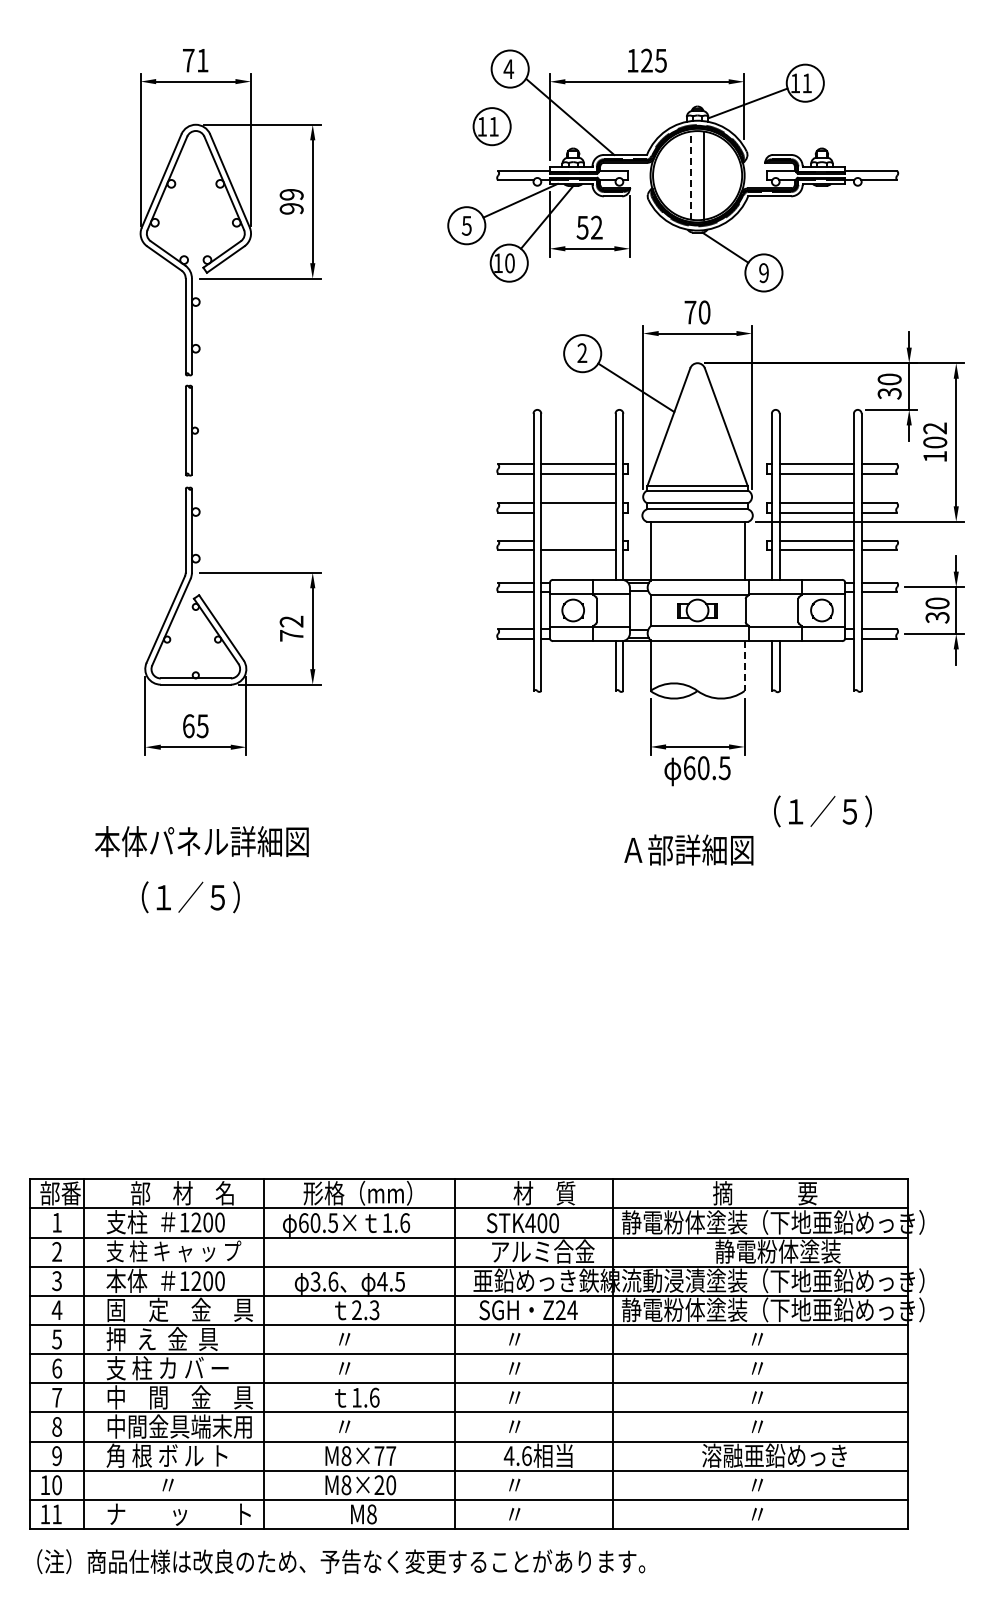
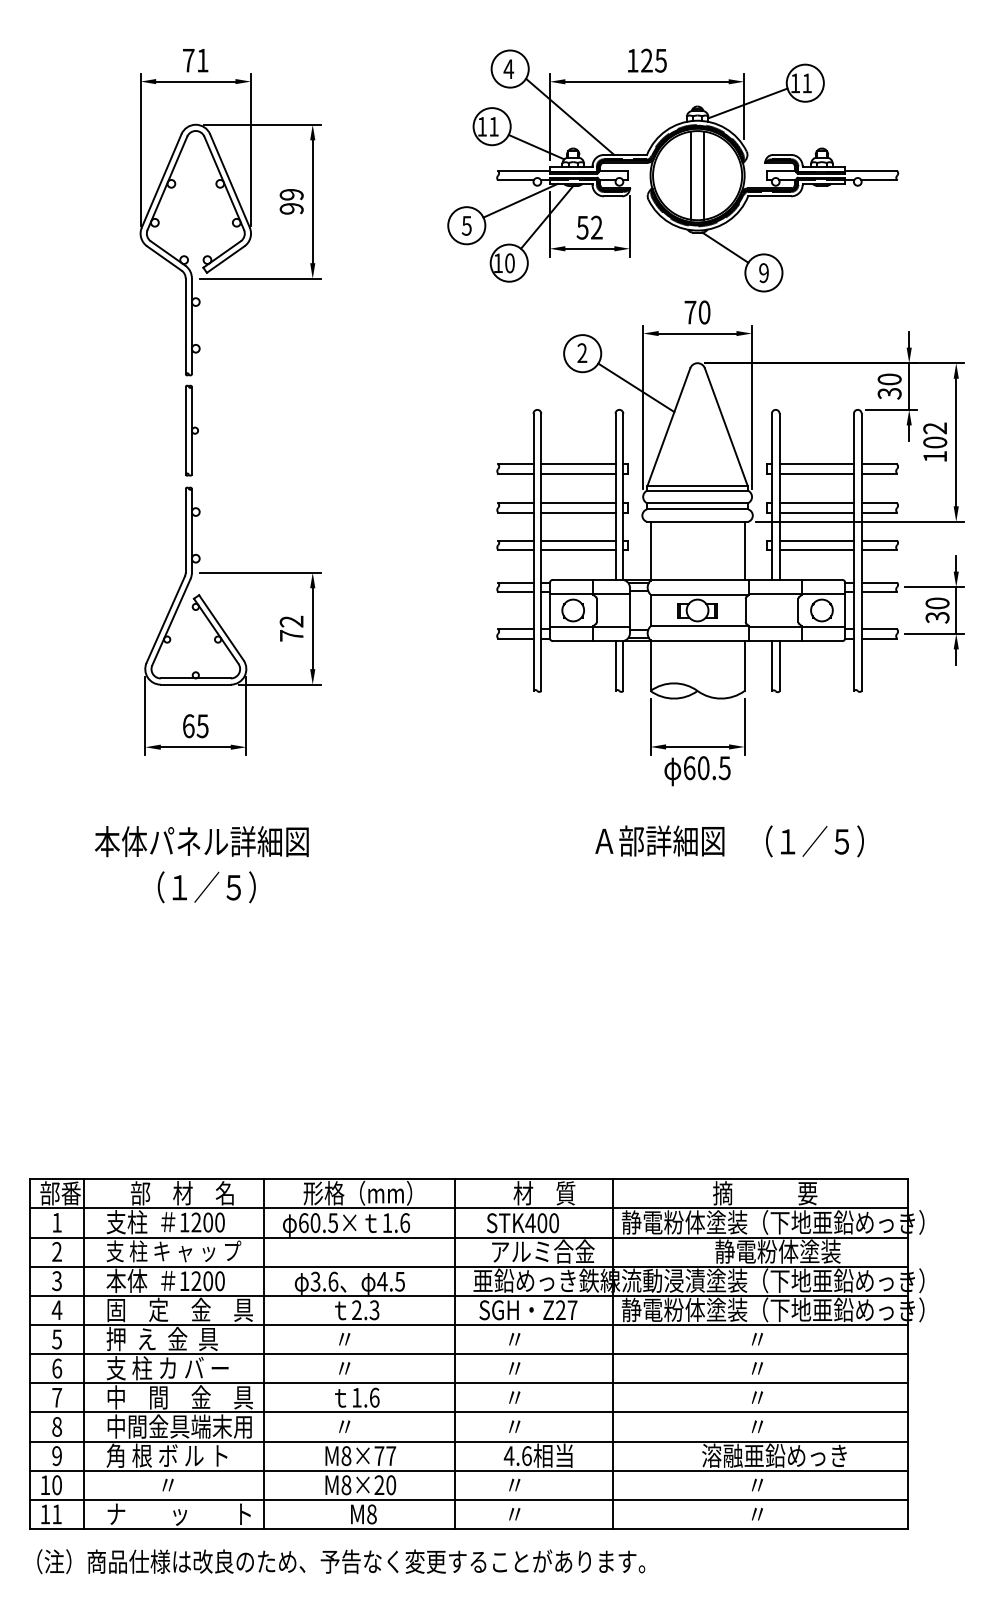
line: none -> present (536, 146)
line: dashed -> solid (691, 175)
line: none -> present (578, 512)
line: none -> present (578, 540)
line: dashed -> solid (744, 666)
text position: (822, 811) -> (814, 841) (814, 841)
text position: (688, 849) -> (659, 840) (659, 840)
text position: (190, 897) -> (206, 887) (206, 887)
text: Z24 -> Z27 (572, 1309)
